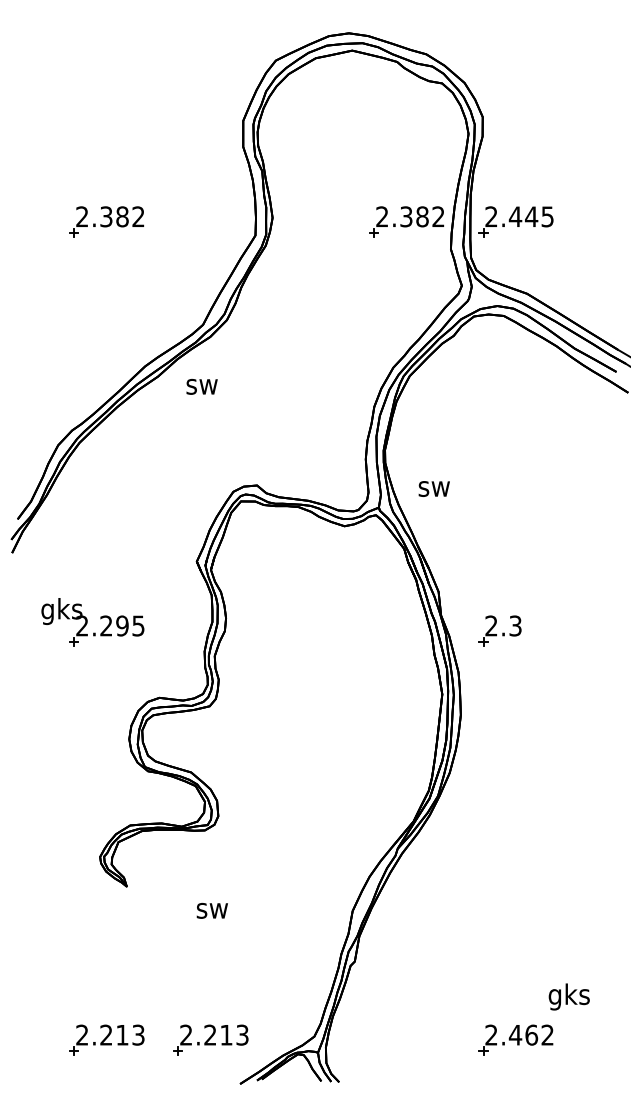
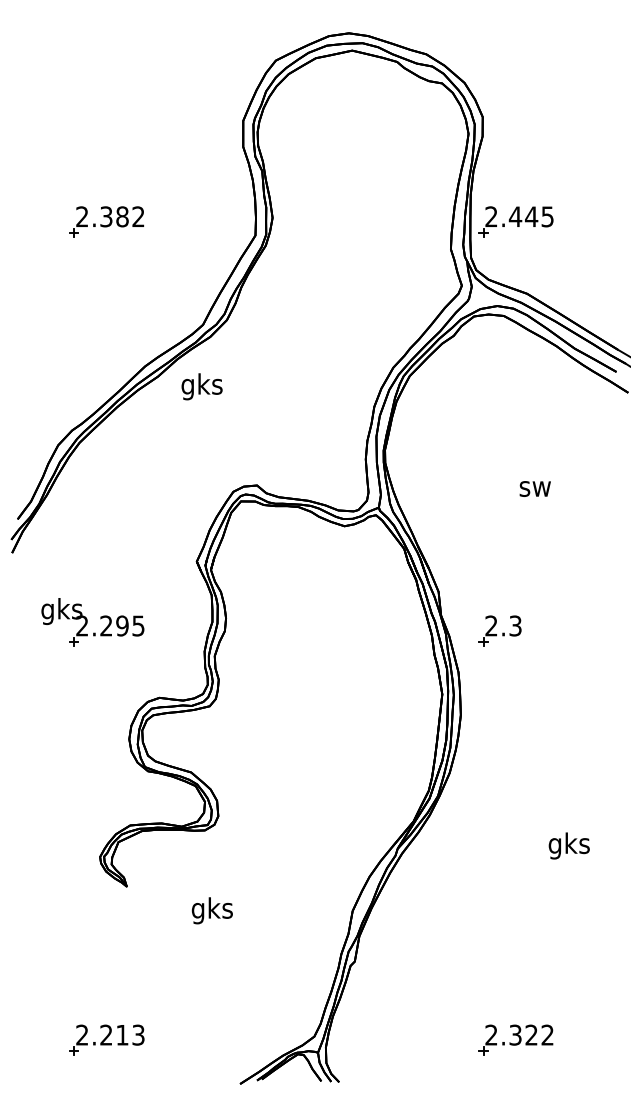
part: present -> none (406, 221)
text: sw -> gks (201, 386)
text position: (433, 488) -> (534, 488) (534, 488)
text: sw -> gks (211, 910)
text position: (568, 996) -> (568, 845) (568, 845)
text: 2.462 -> 2.322 (523, 1034)
part: present -> none (210, 1039)
